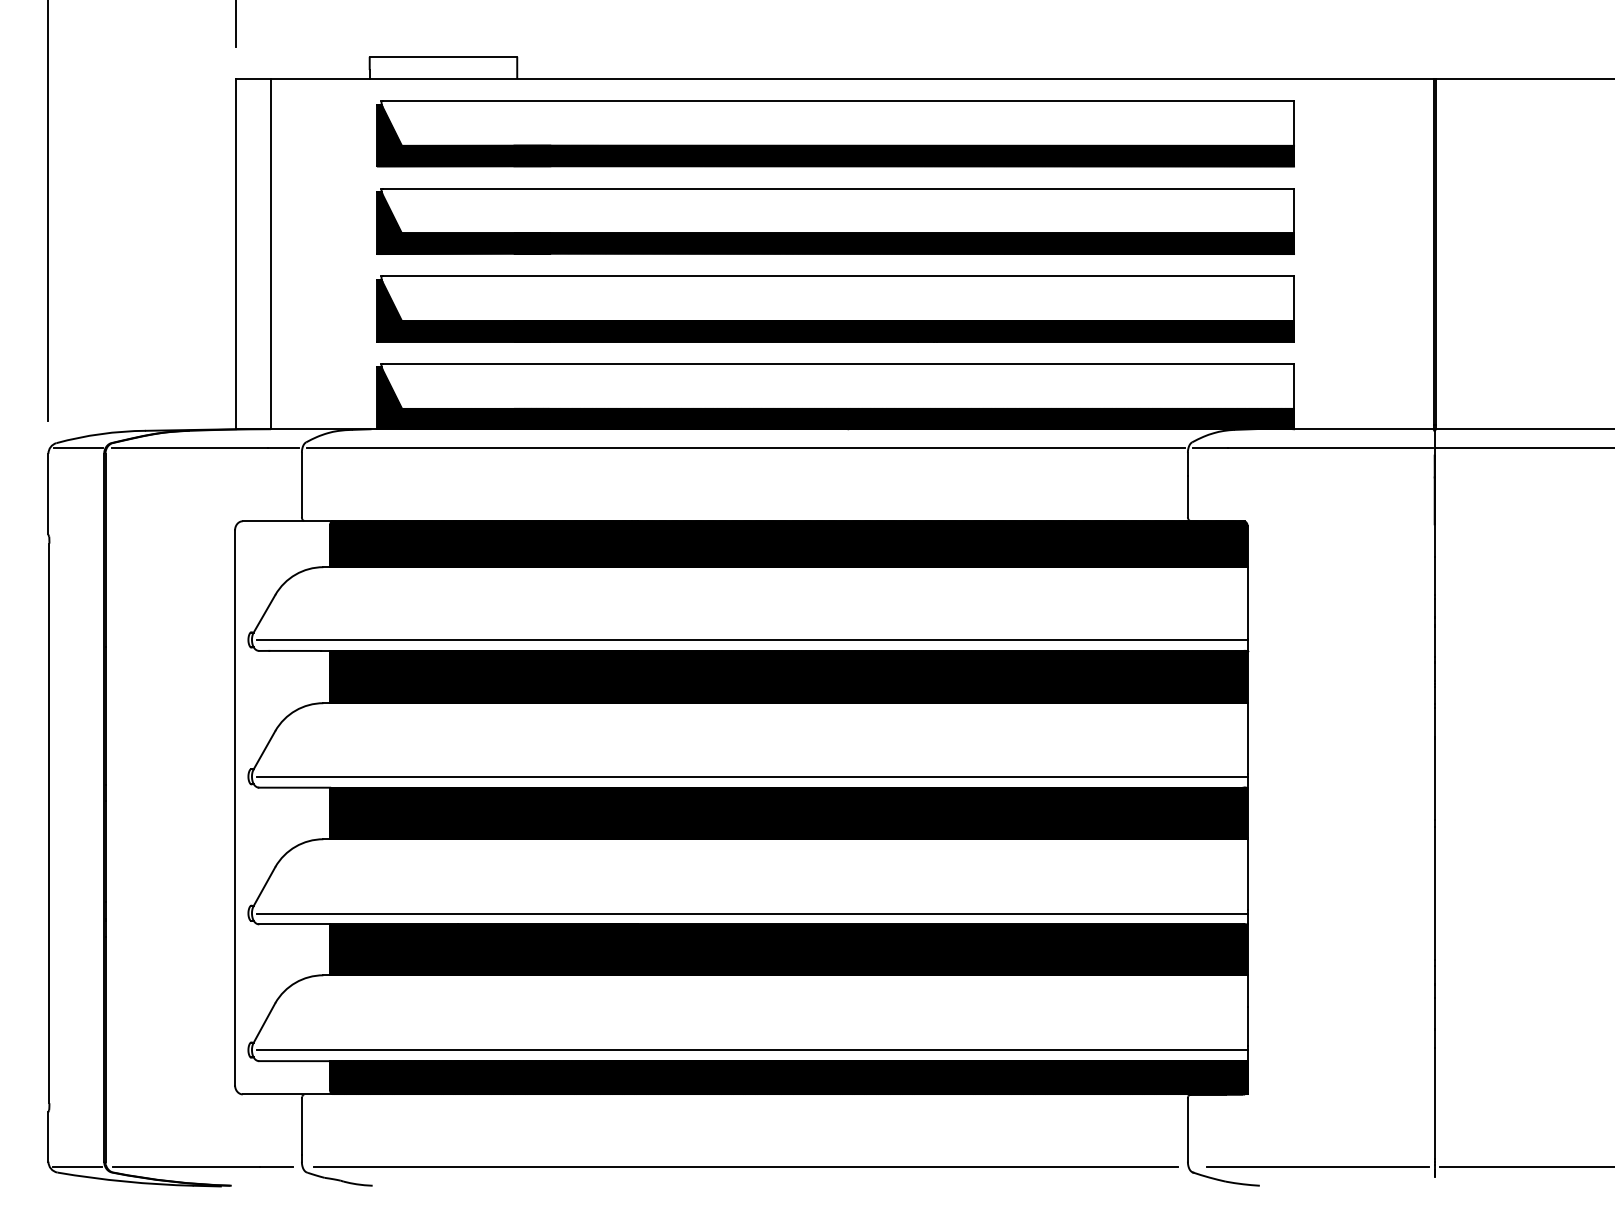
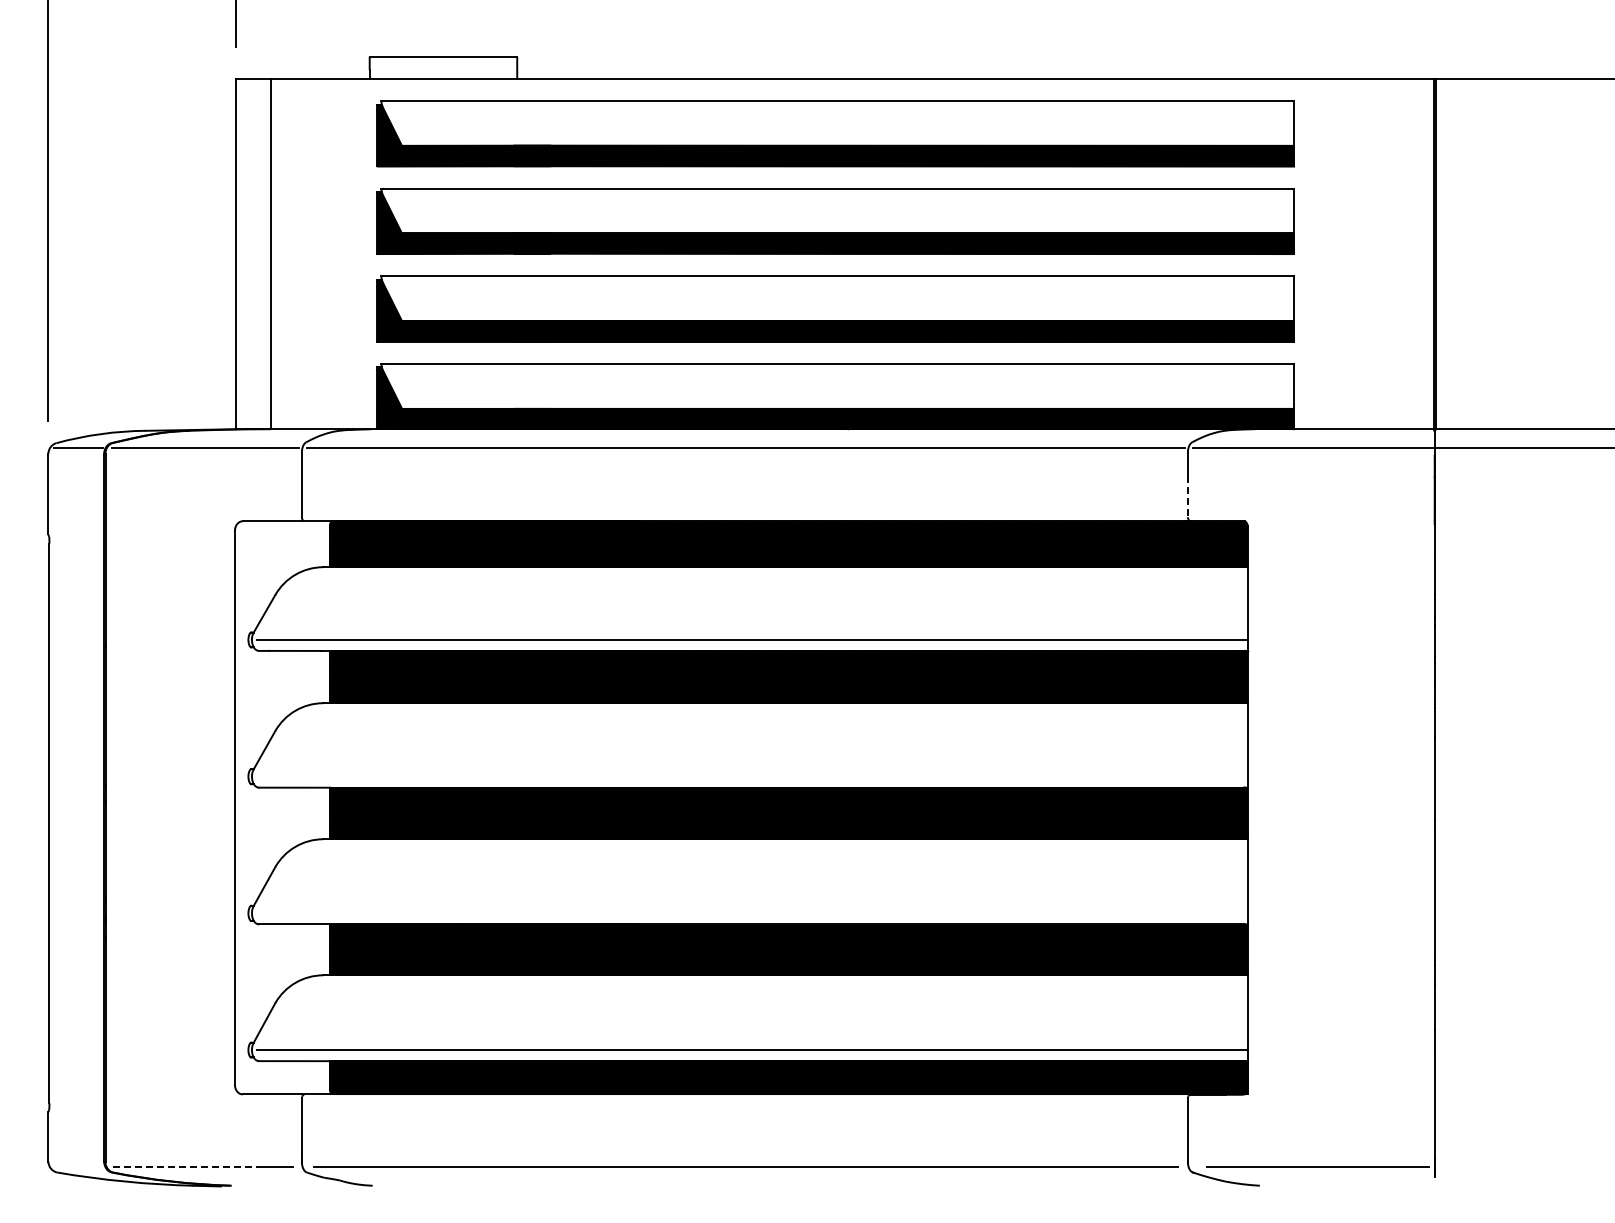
line: solid -> dashed (1187, 496)
line: present -> none (751, 776)
line: present -> none (751, 913)
line: present -> none (76, 1166)
line: solid -> dashed (186, 1167)
line: present -> none (1525, 1167)
